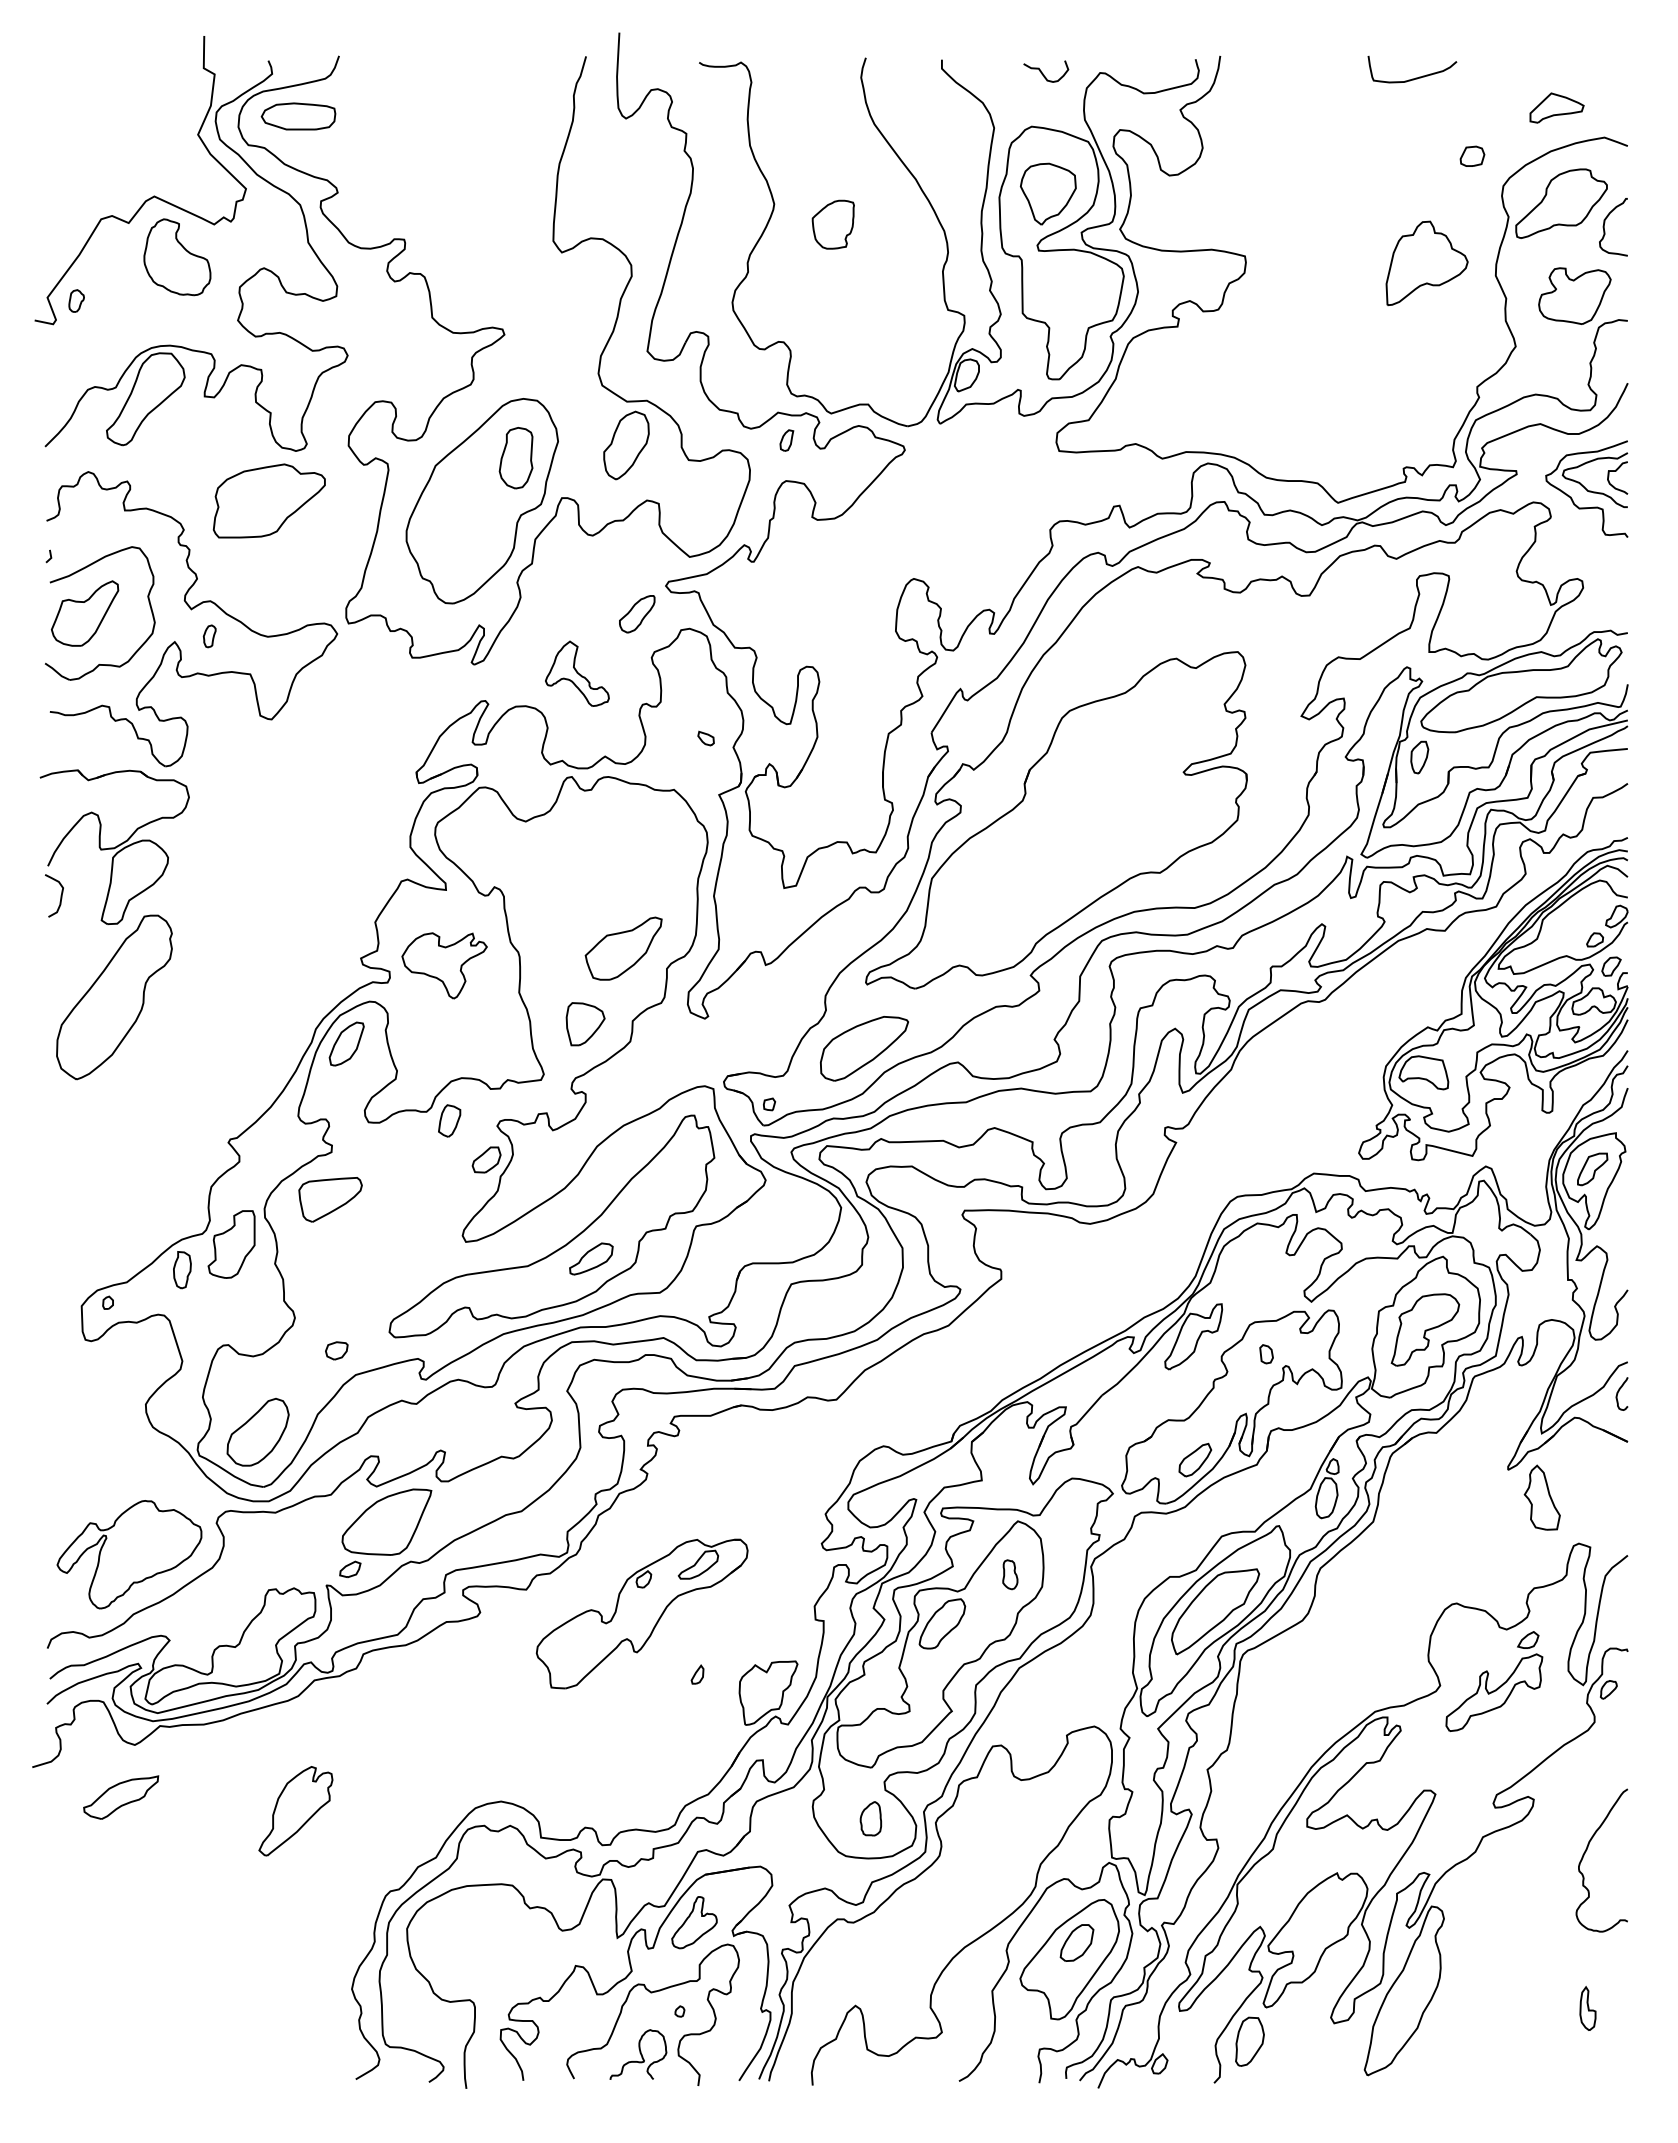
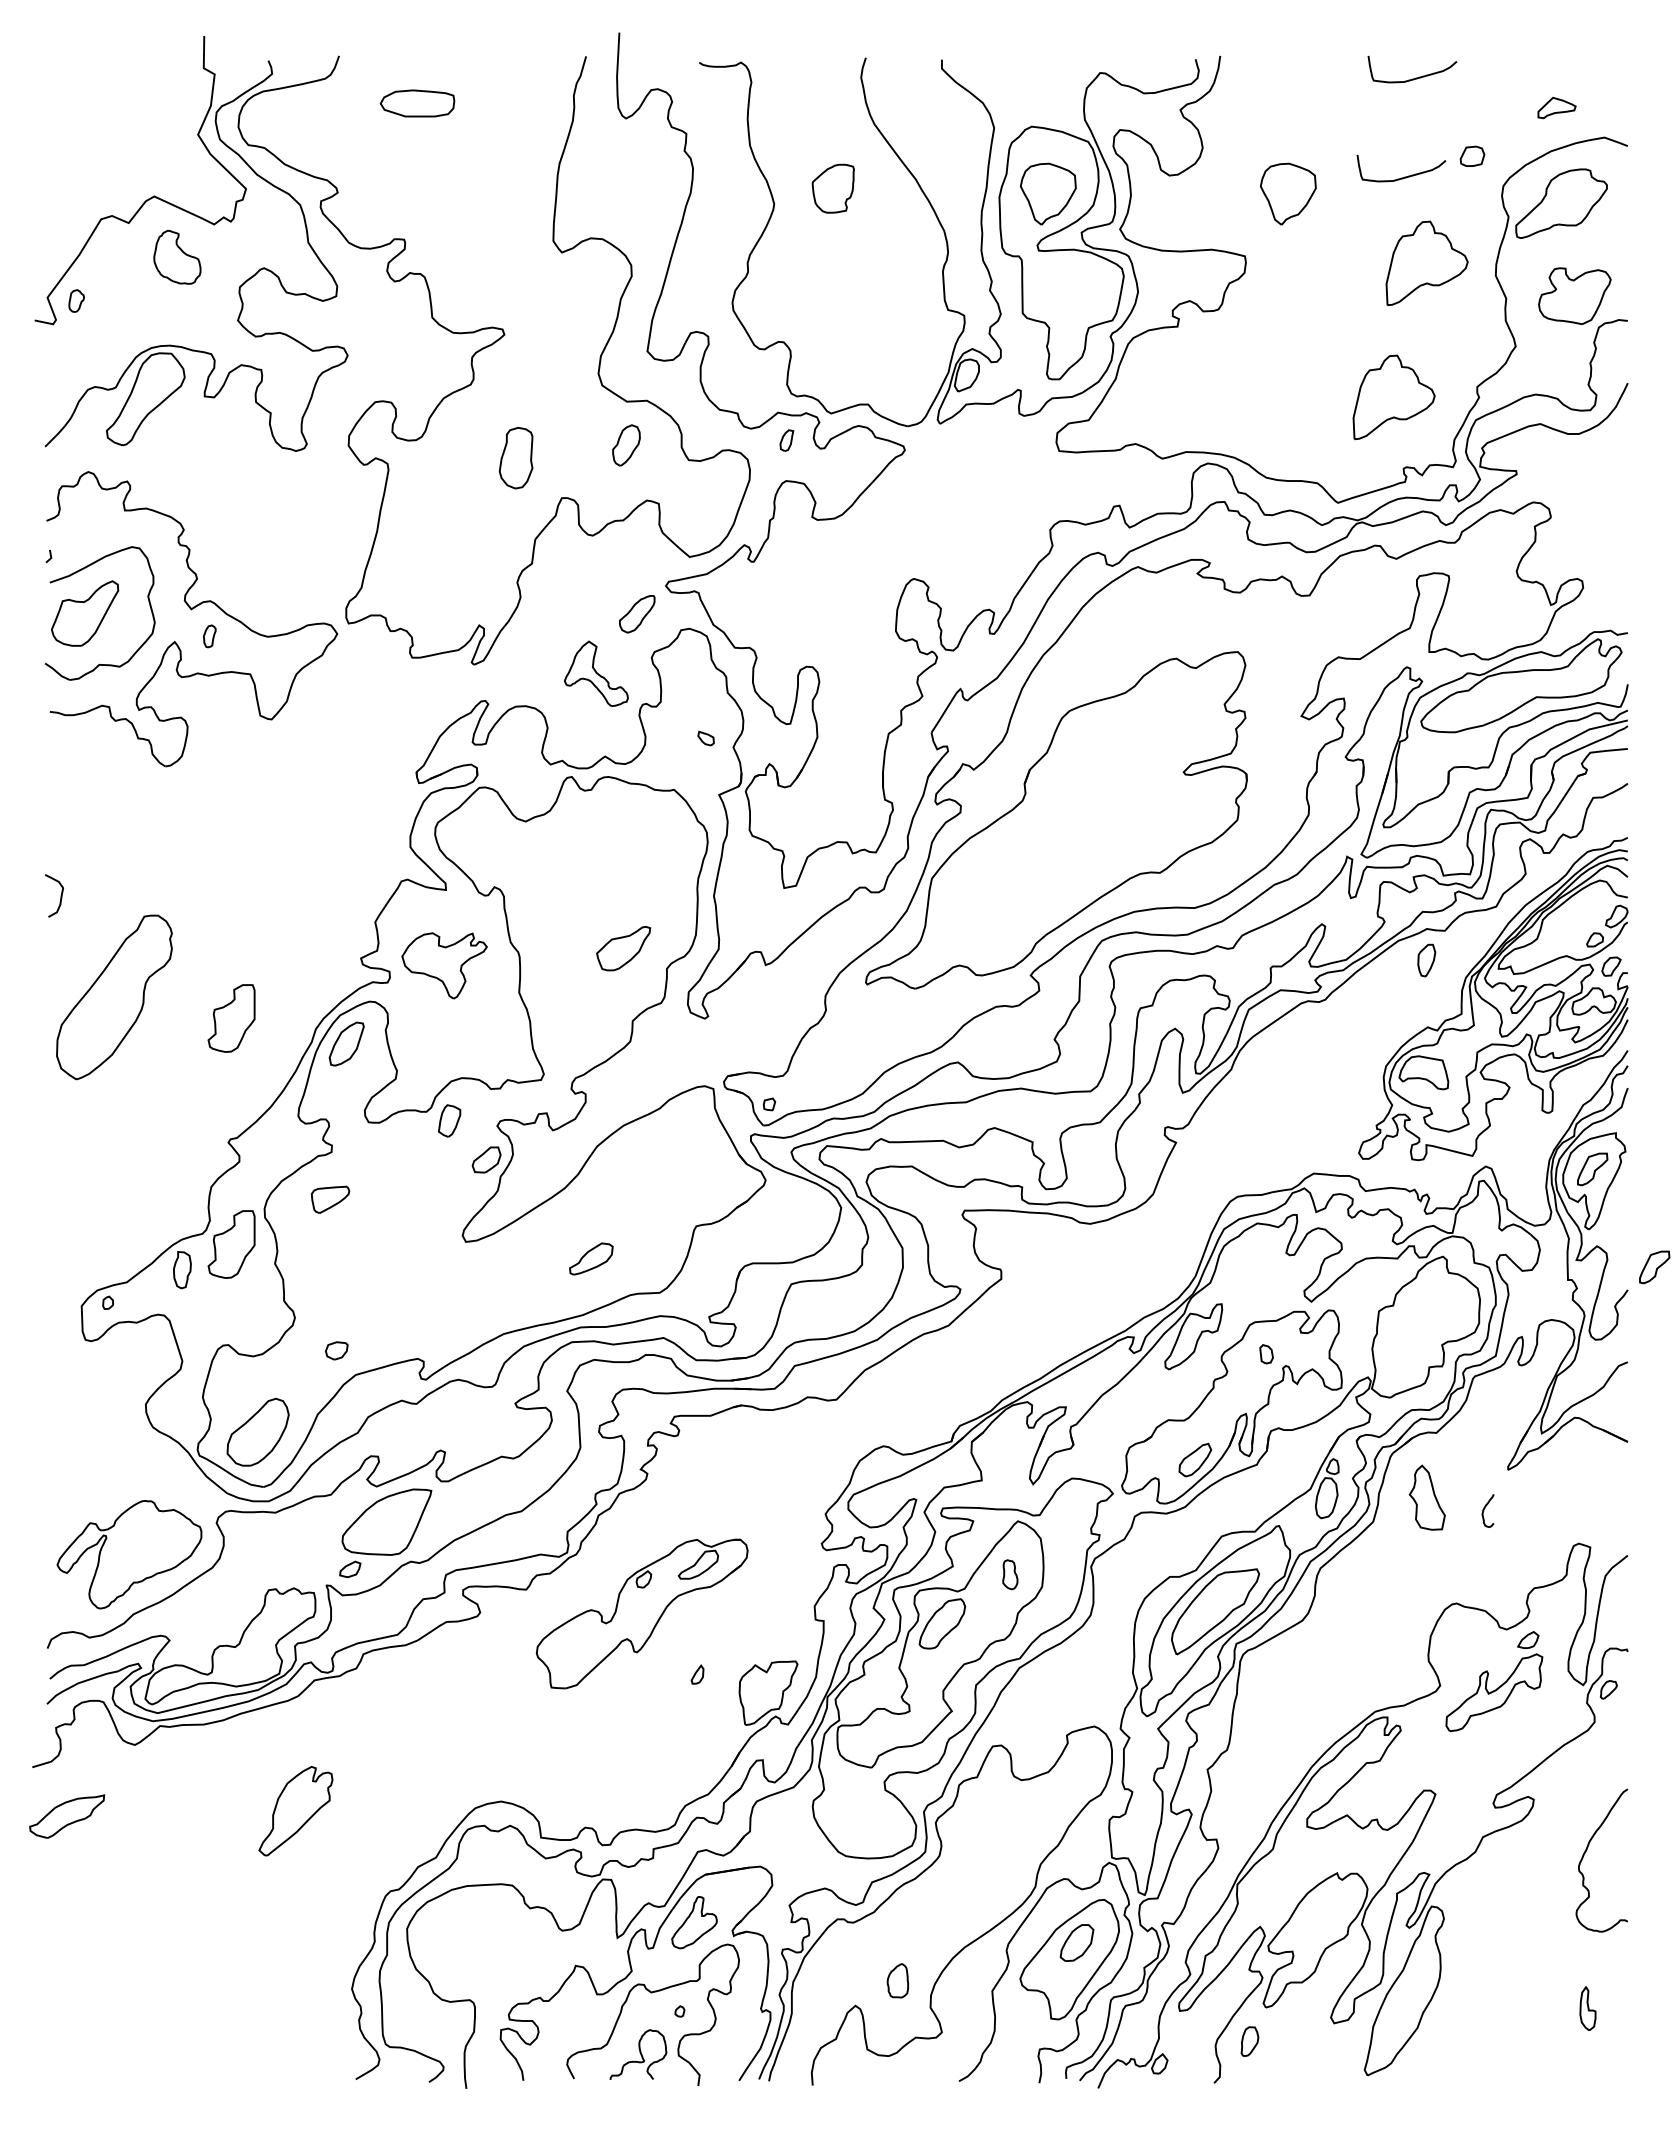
curve: present -> none (1043, 73)
part size: 56x32 px -> 40x23 px (1556, 108)
part position: (298, 116) -> (417, 103) (417, 103)
curve: none -> present (1404, 176)
part: none -> present (1287, 193)
part position: (832, 224) -> (832, 188) (832, 188)
curve: present -> none (1605, 231)
part size: 69x79 px -> 49x56 px (177, 256)
part: none -> present (1393, 397)
part size: 47x71 px -> 29x43 px (626, 445)
part: present -> none (1586, 488)
part: present -> none (268, 500)
part: present -> none (481, 501)
part position: (577, 673) -> (596, 673) (596, 673)
part position: (1419, 757) -> (1426, 960) (1426, 960)
part: present -> none (114, 846)
part size: 79x65 px -> 56x46 px (623, 948)
part: none -> present (231, 1018)
part: present -> none (585, 1024)
part: present -> none (864, 1048)
part size: 65x46 px -> 41x29 px (330, 1199)
part: present -> none (561, 1246)
part: none -> present (1654, 1267)
part: present -> none (1425, 1329)
curve position: (1619, 1391) -> (1485, 1508) (1485, 1508)
part position: (1541, 1497) -> (1426, 1497) (1426, 1497)
part position: (121, 1797) -> (67, 1816) (67, 1816)
part position: (870, 1818) -> (897, 1980) (897, 1980)
part size: 30x51 px -> 20x31 px (1249, 2041)
